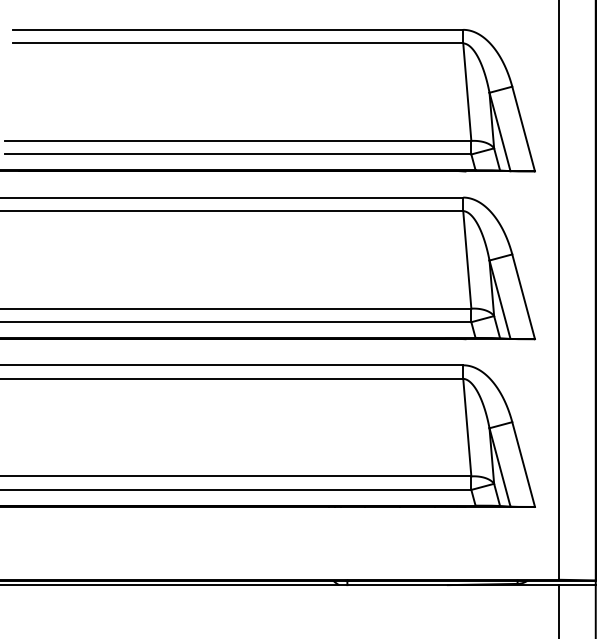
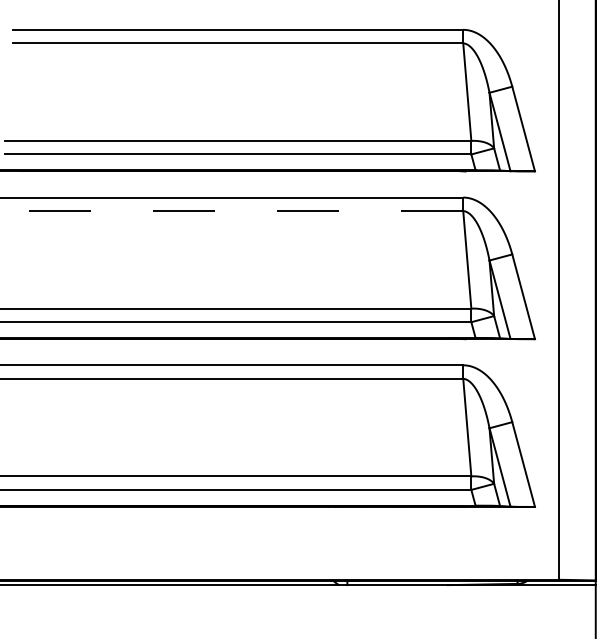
line: solid -> dashed (231, 211)
line: present -> none (559, 610)
